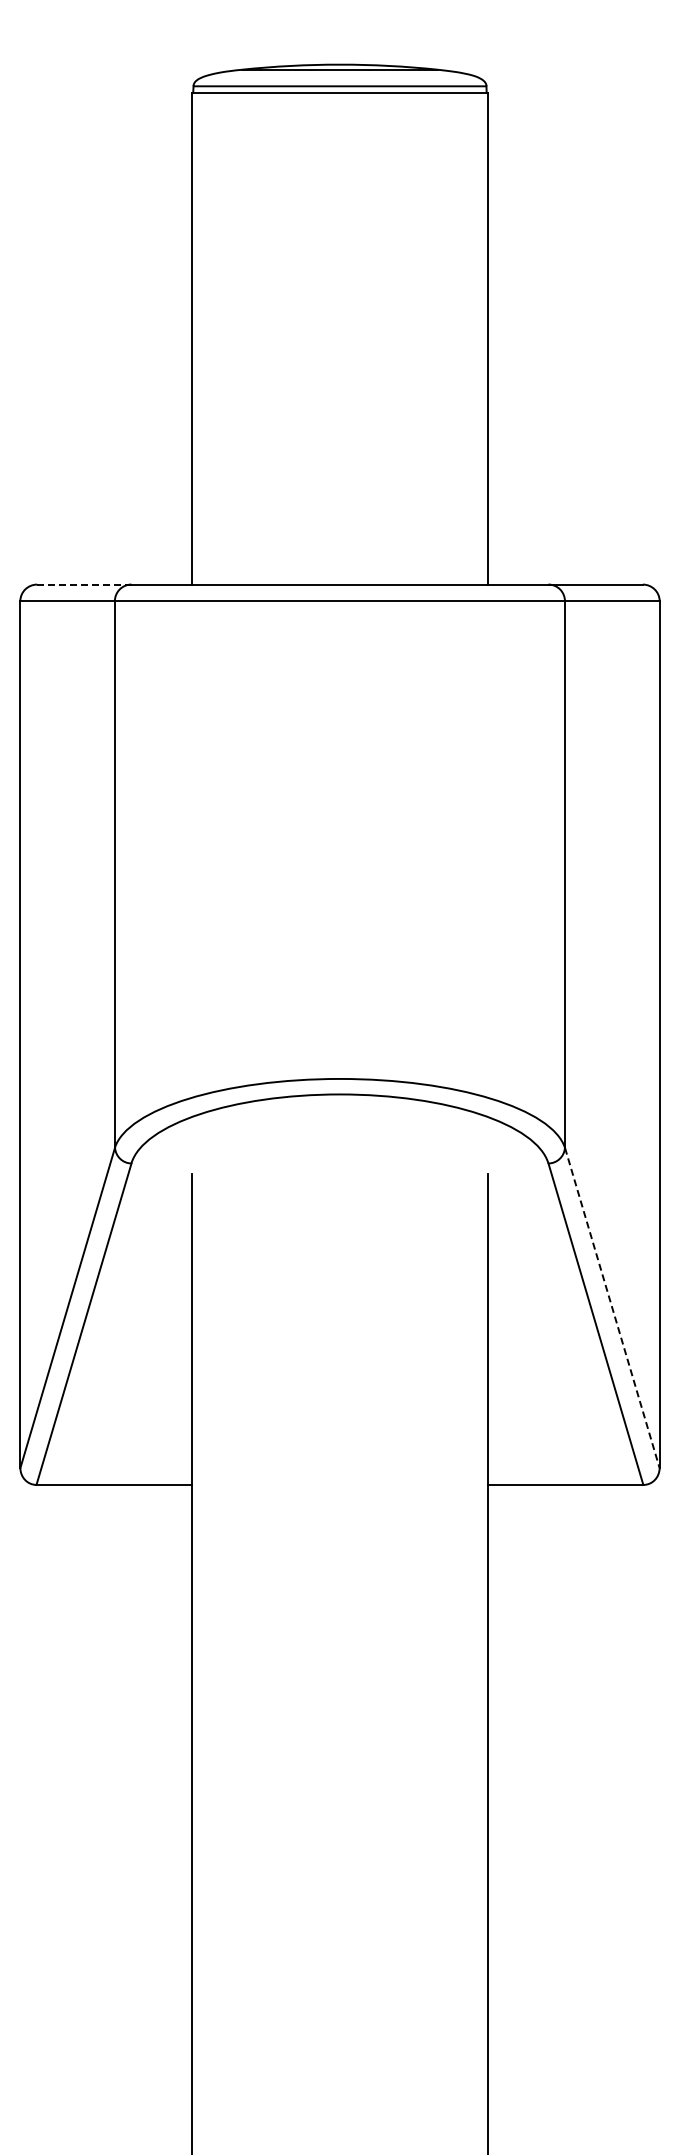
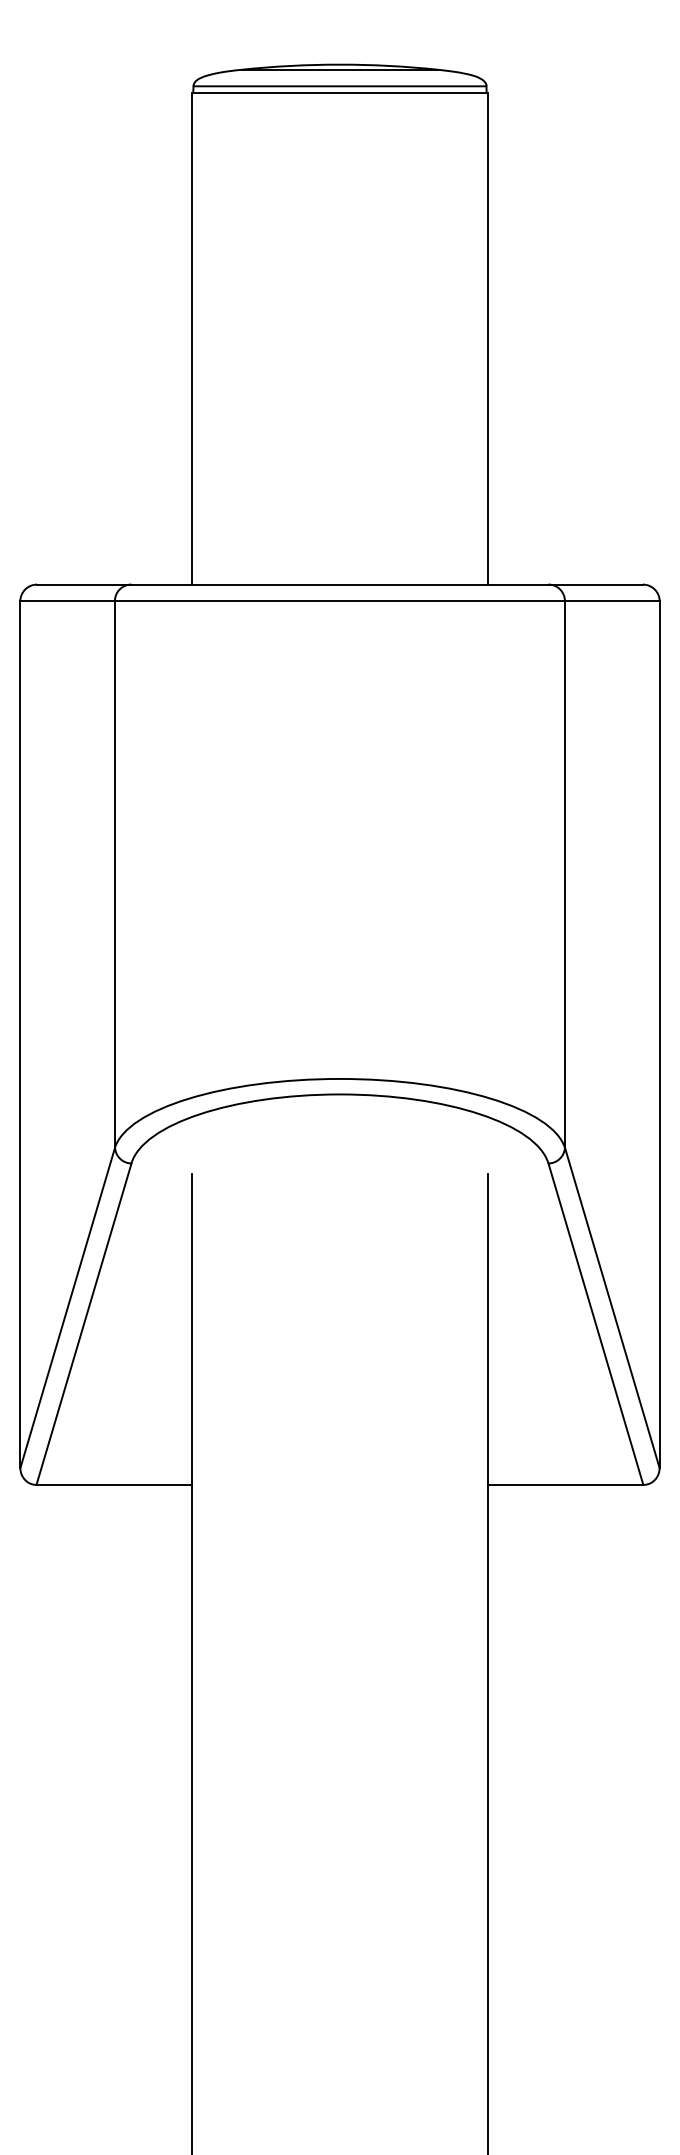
line: dashed -> solid (84, 584)
line: dashed -> solid (612, 1307)
